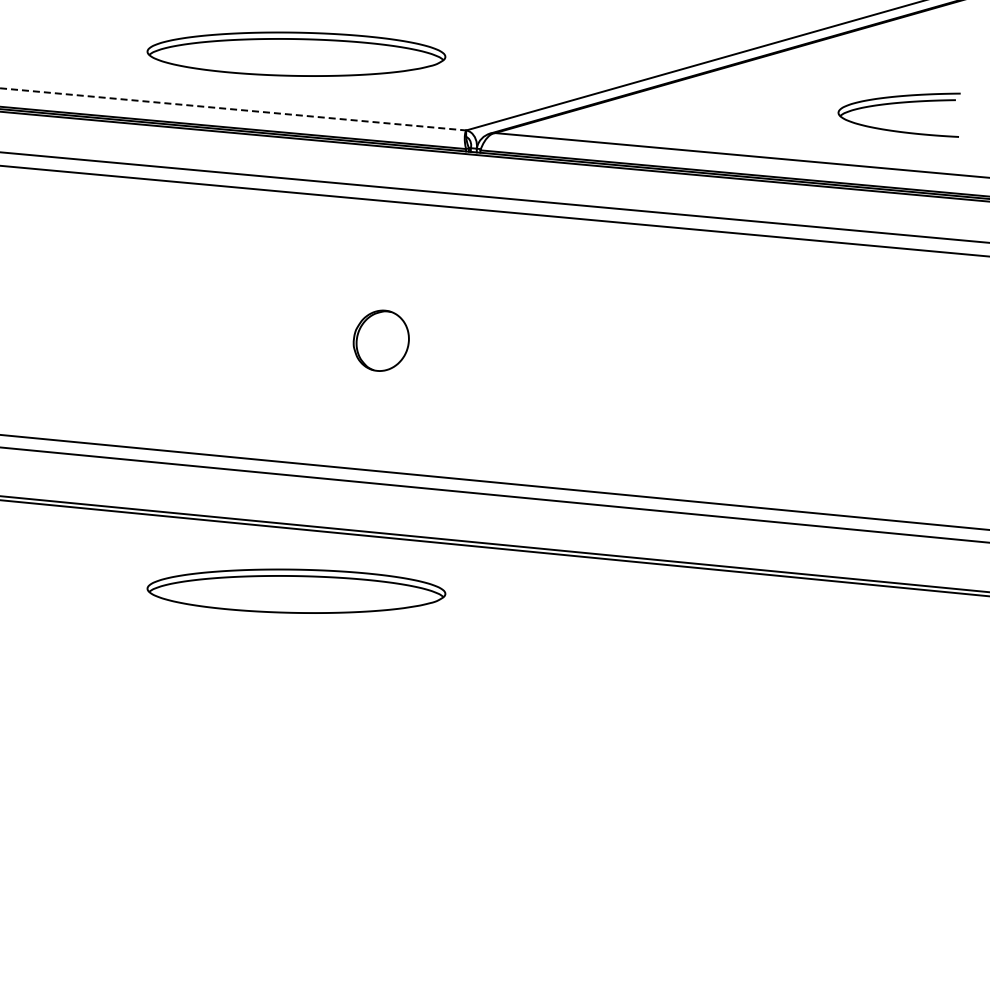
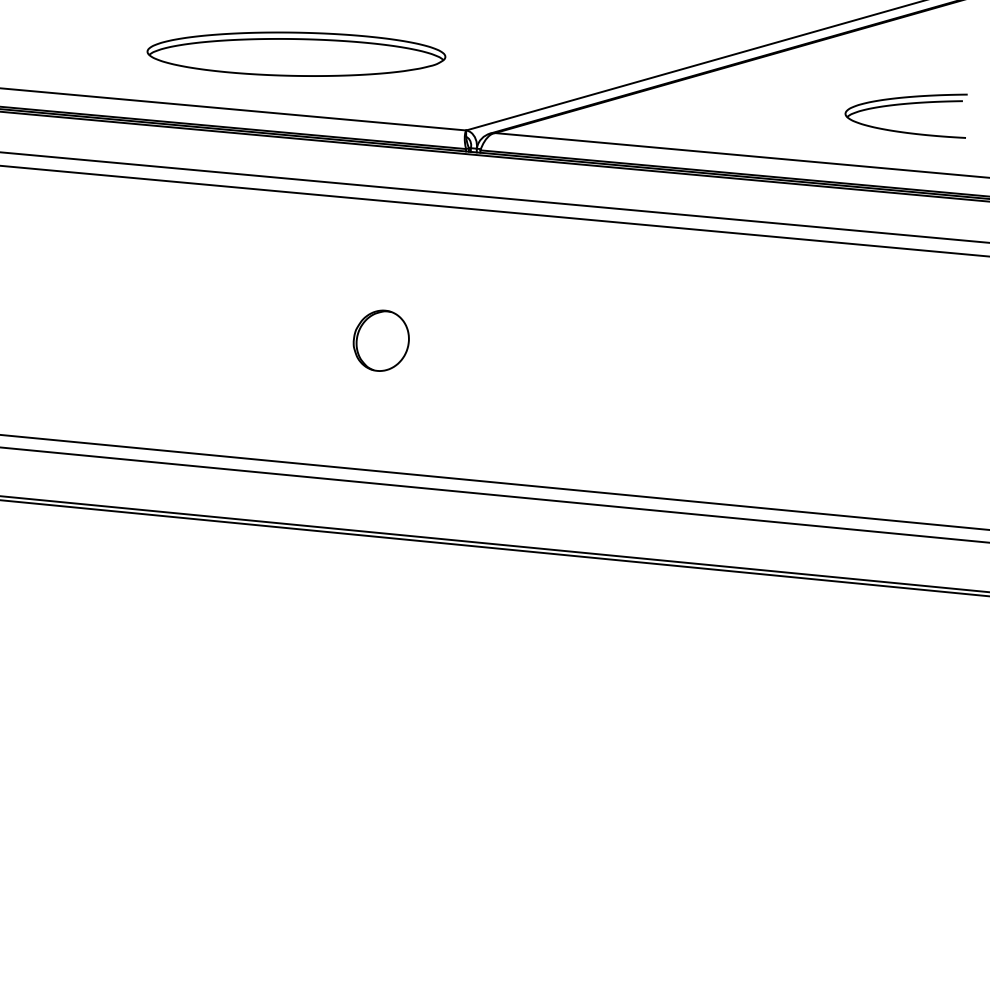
part position: (894, 104) -> (901, 105) (901, 105)
line: dashed -> solid (233, 109)
part: present -> none (296, 590)
